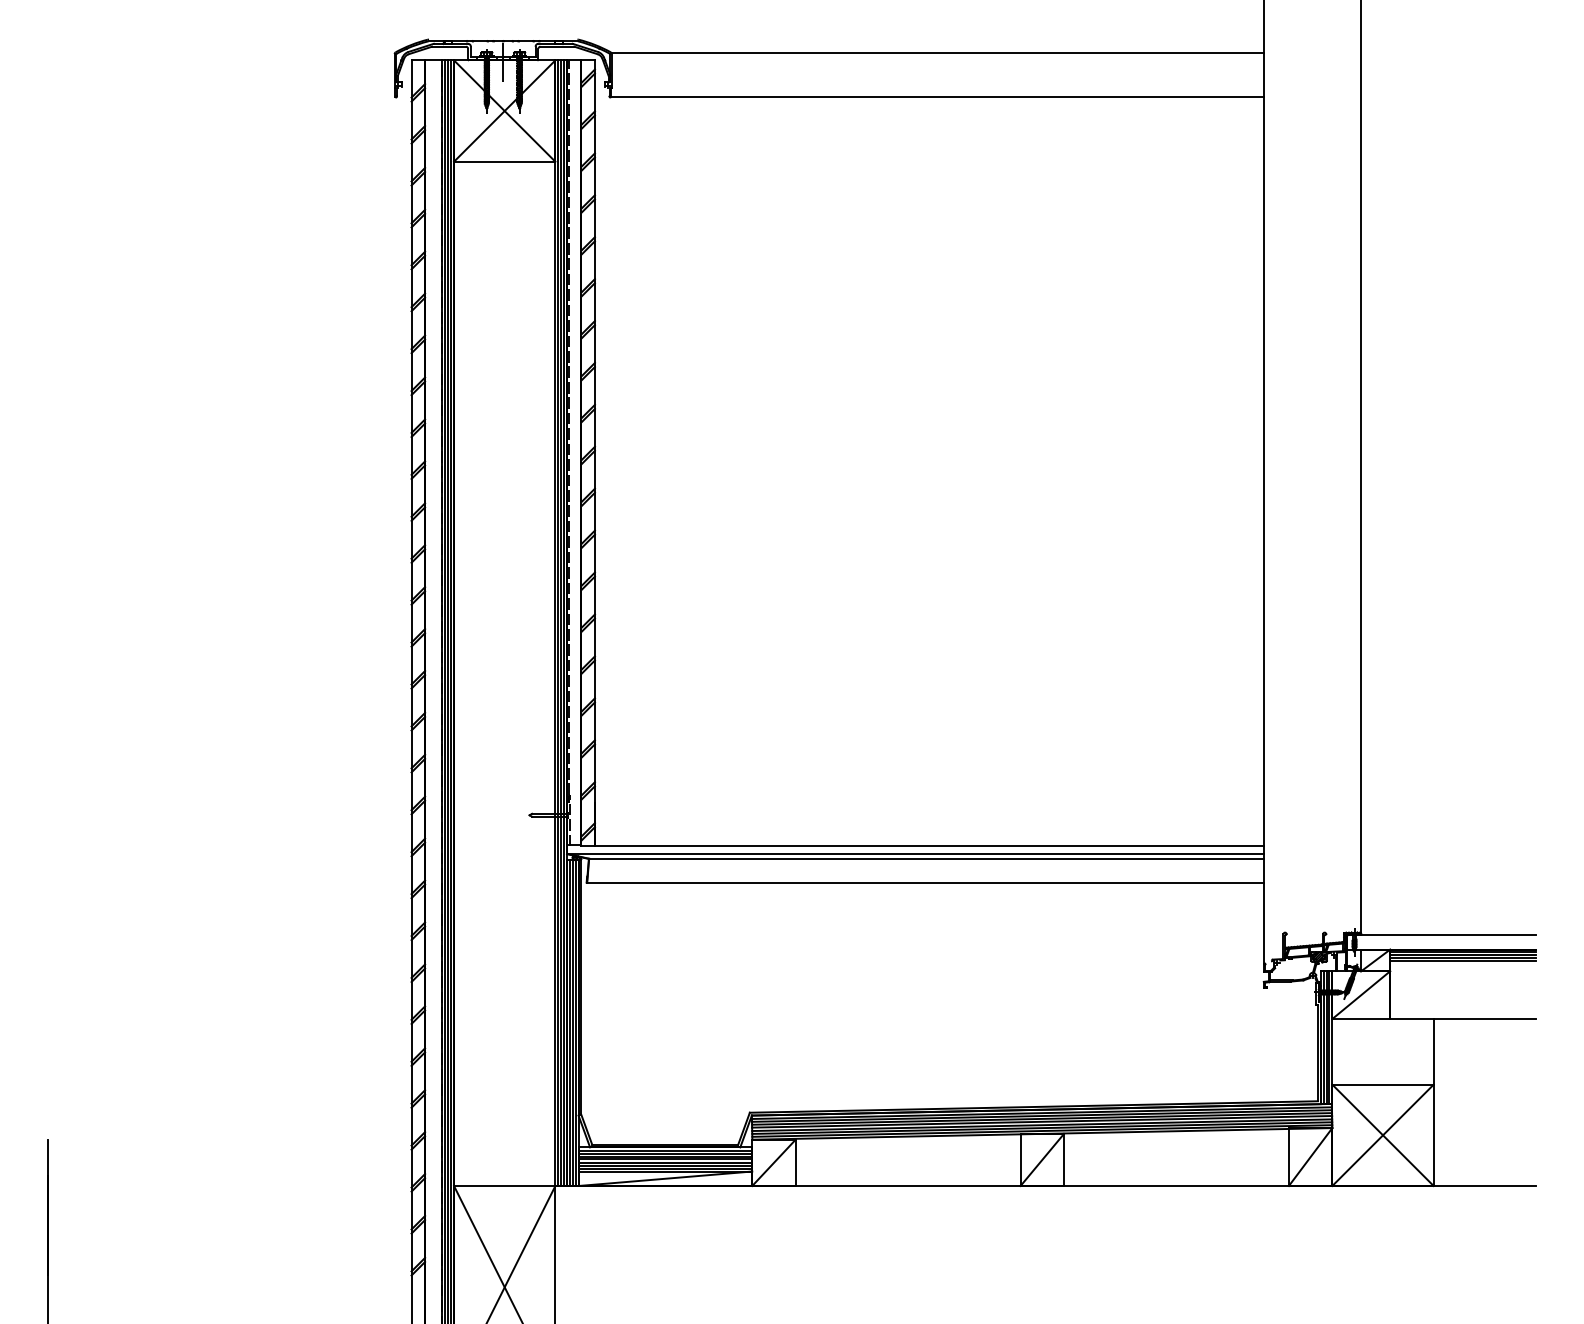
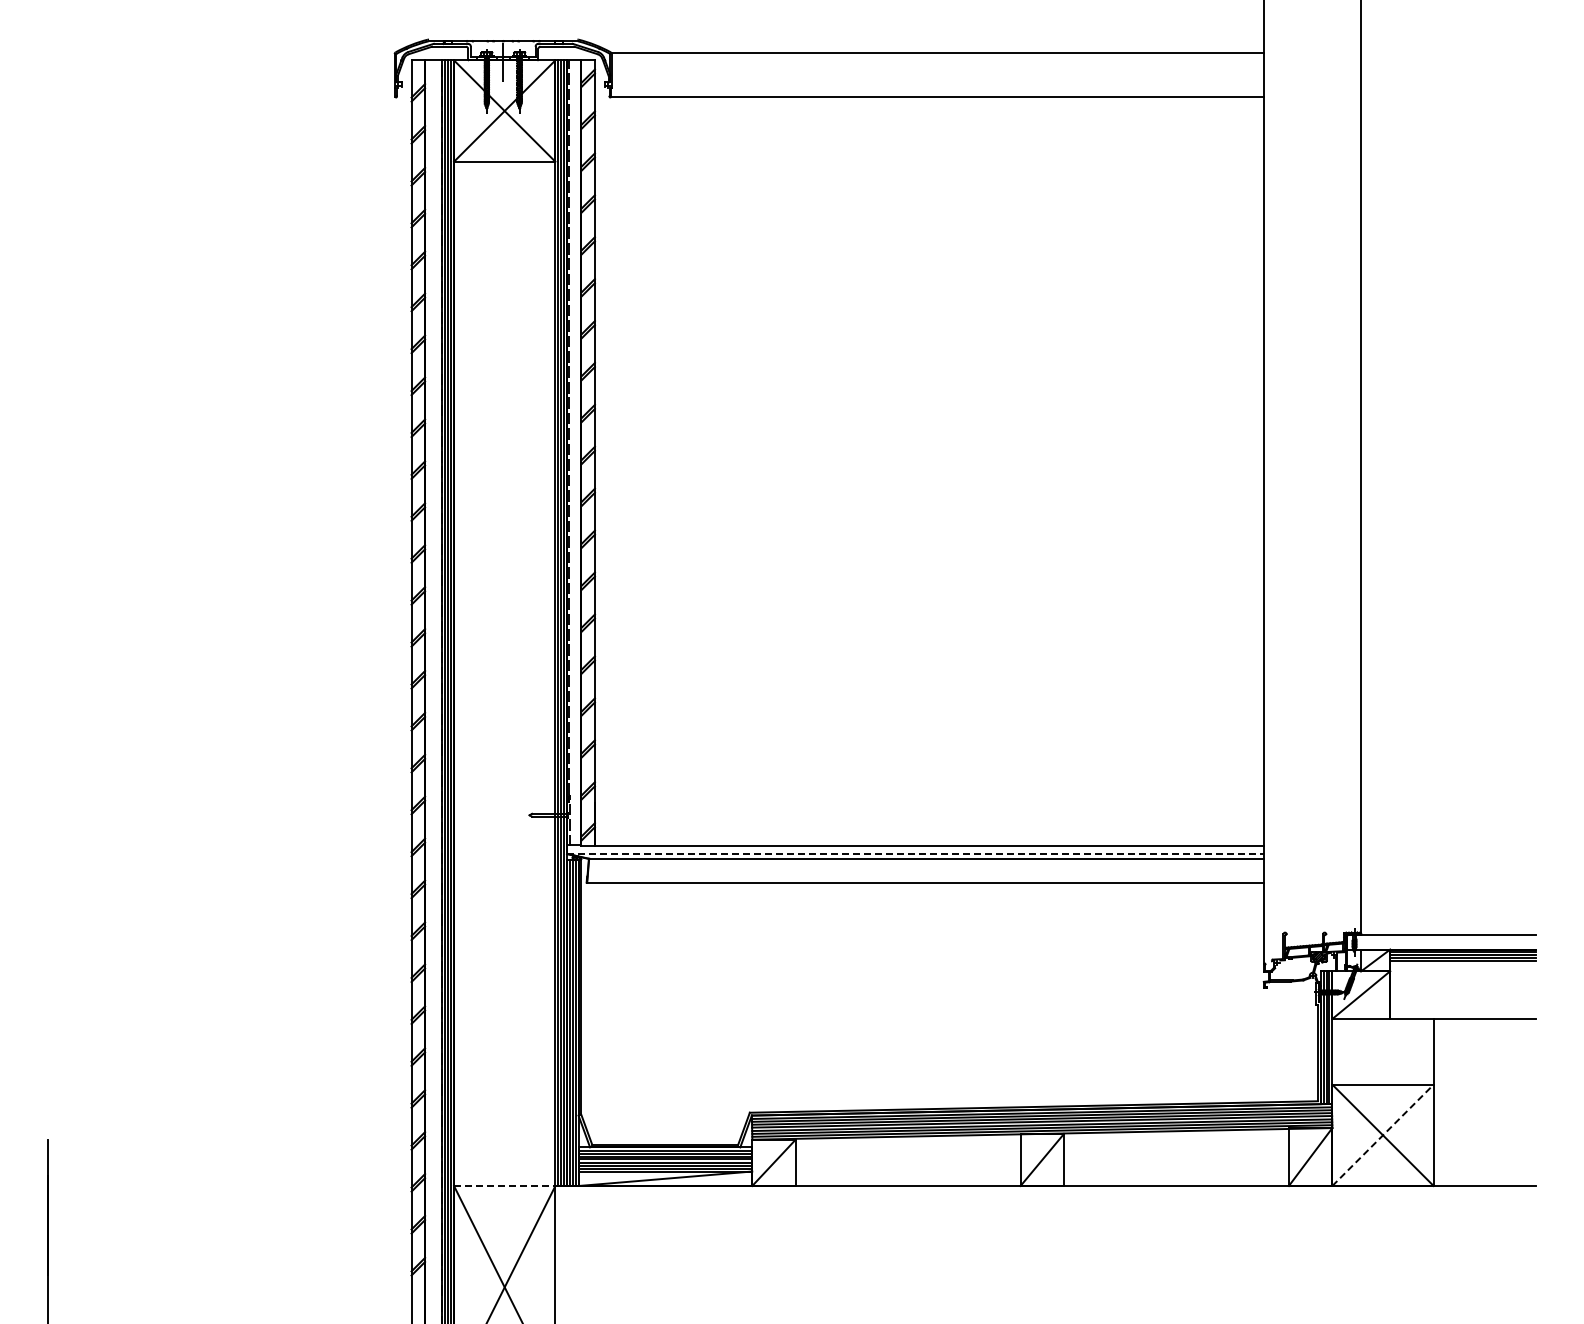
line: solid -> dashed (916, 853)
line: solid -> dashed (1383, 1135)
line: solid -> dashed (504, 1186)
